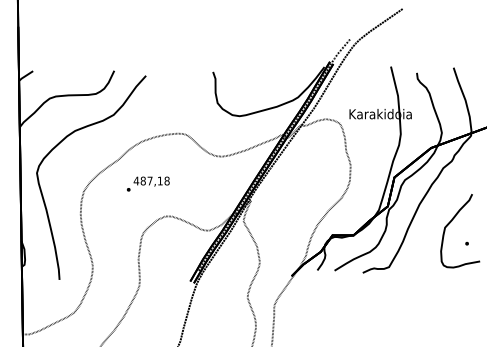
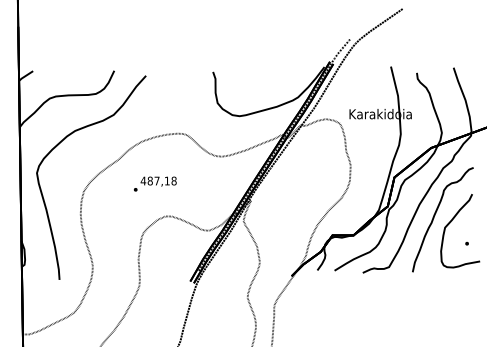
text position: (147, 183) -> (154, 183) (154, 183)
curve: none -> present (435, 215)
